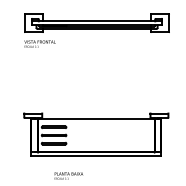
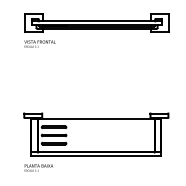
text position: (68, 175) -> (38, 167) (38, 167)
